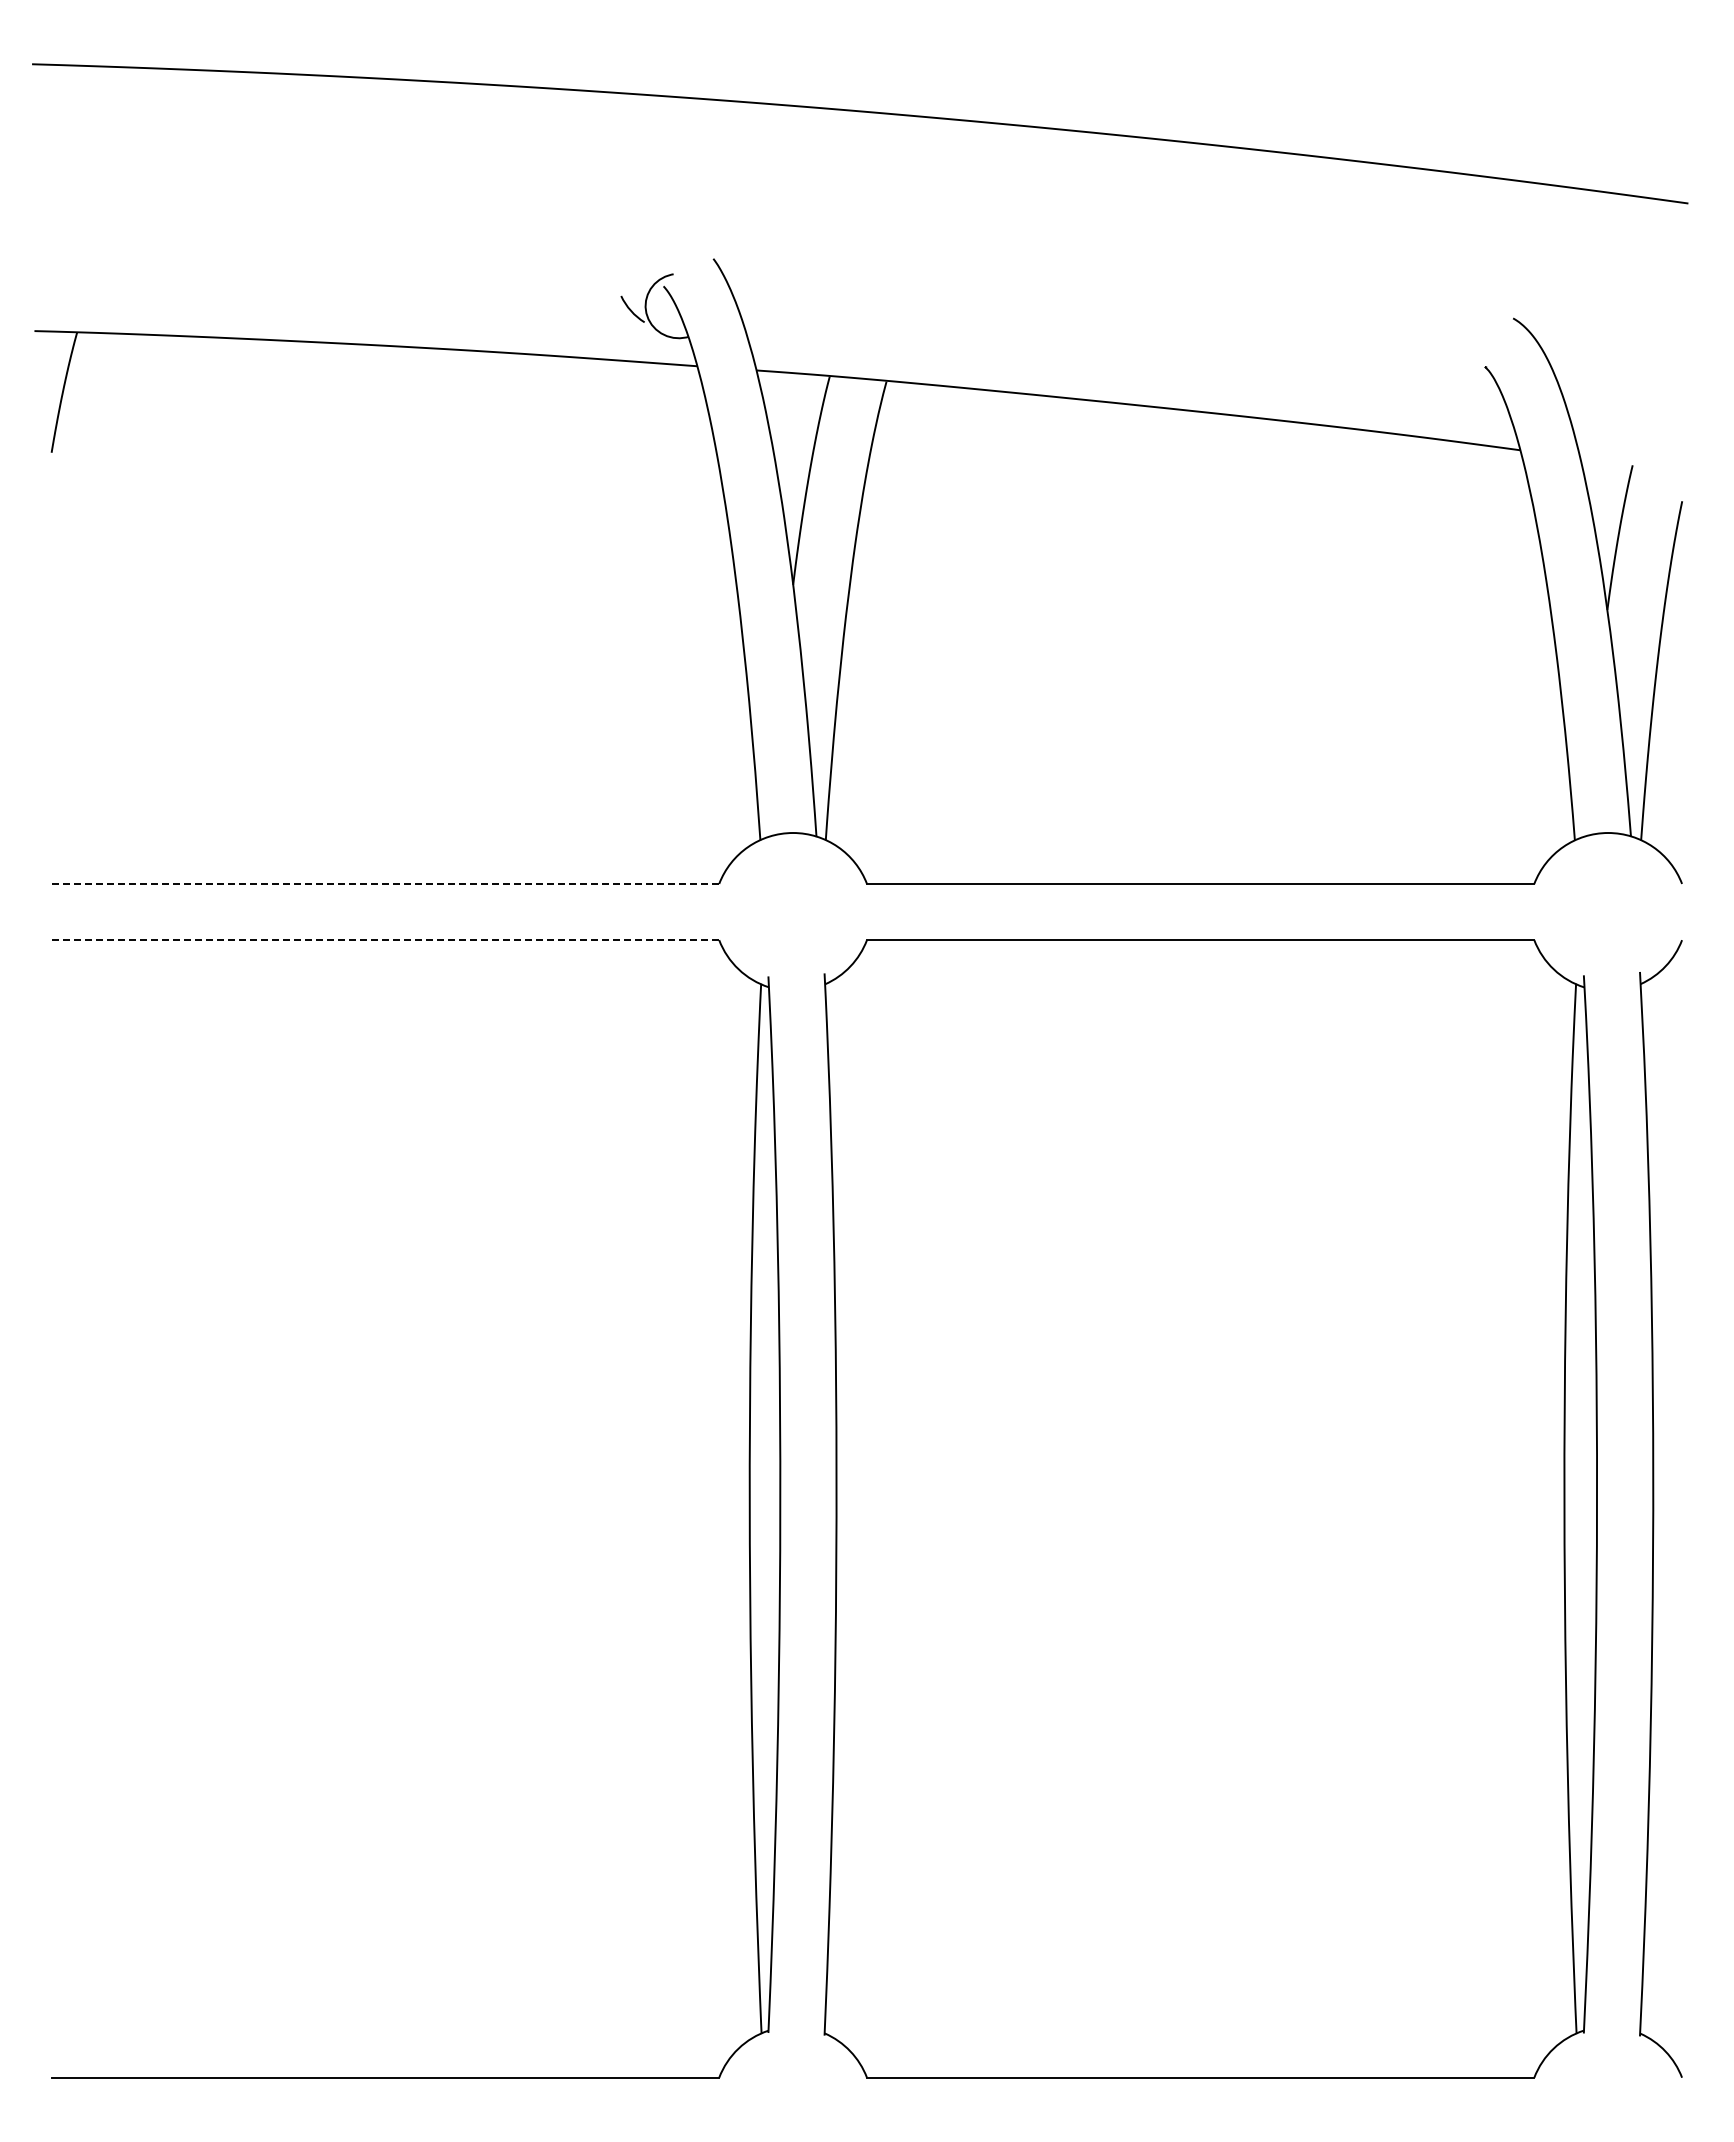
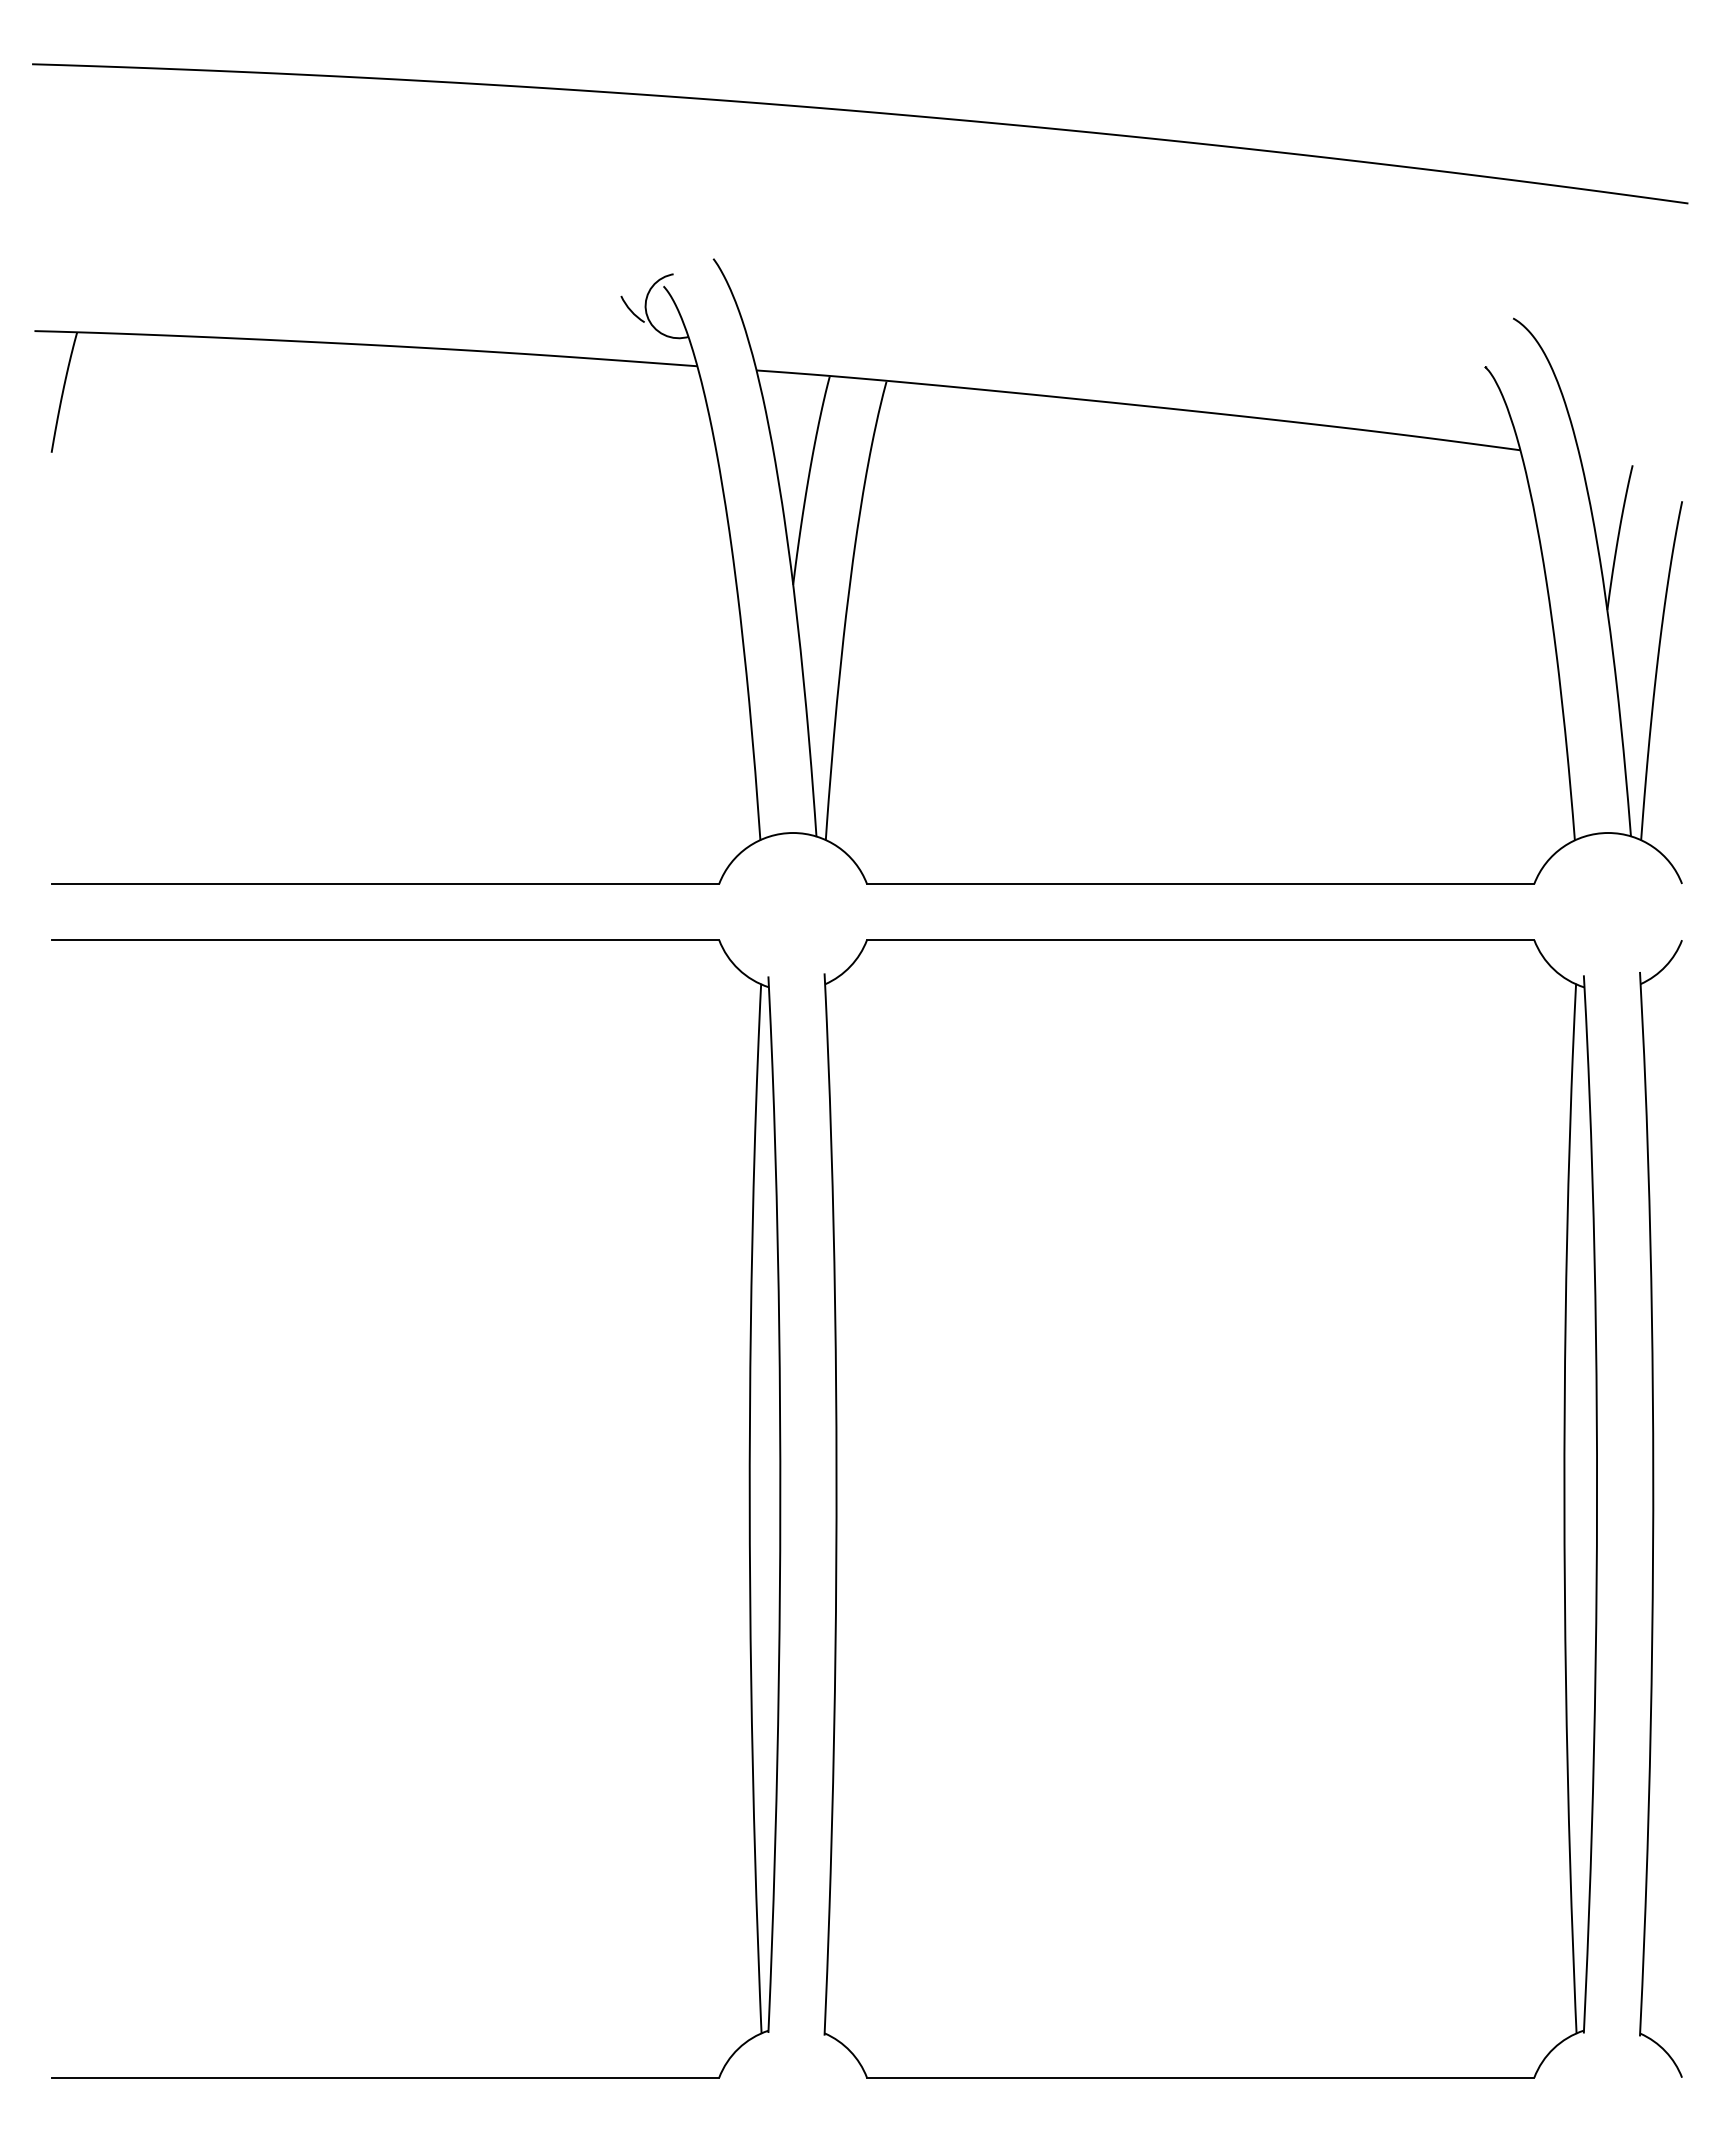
line: dashed -> solid (385, 883)
line: dashed -> solid (385, 940)
